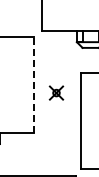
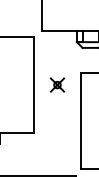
line: dashed -> solid (34, 84)
part position: (56, 92) -> (57, 84) (57, 84)
